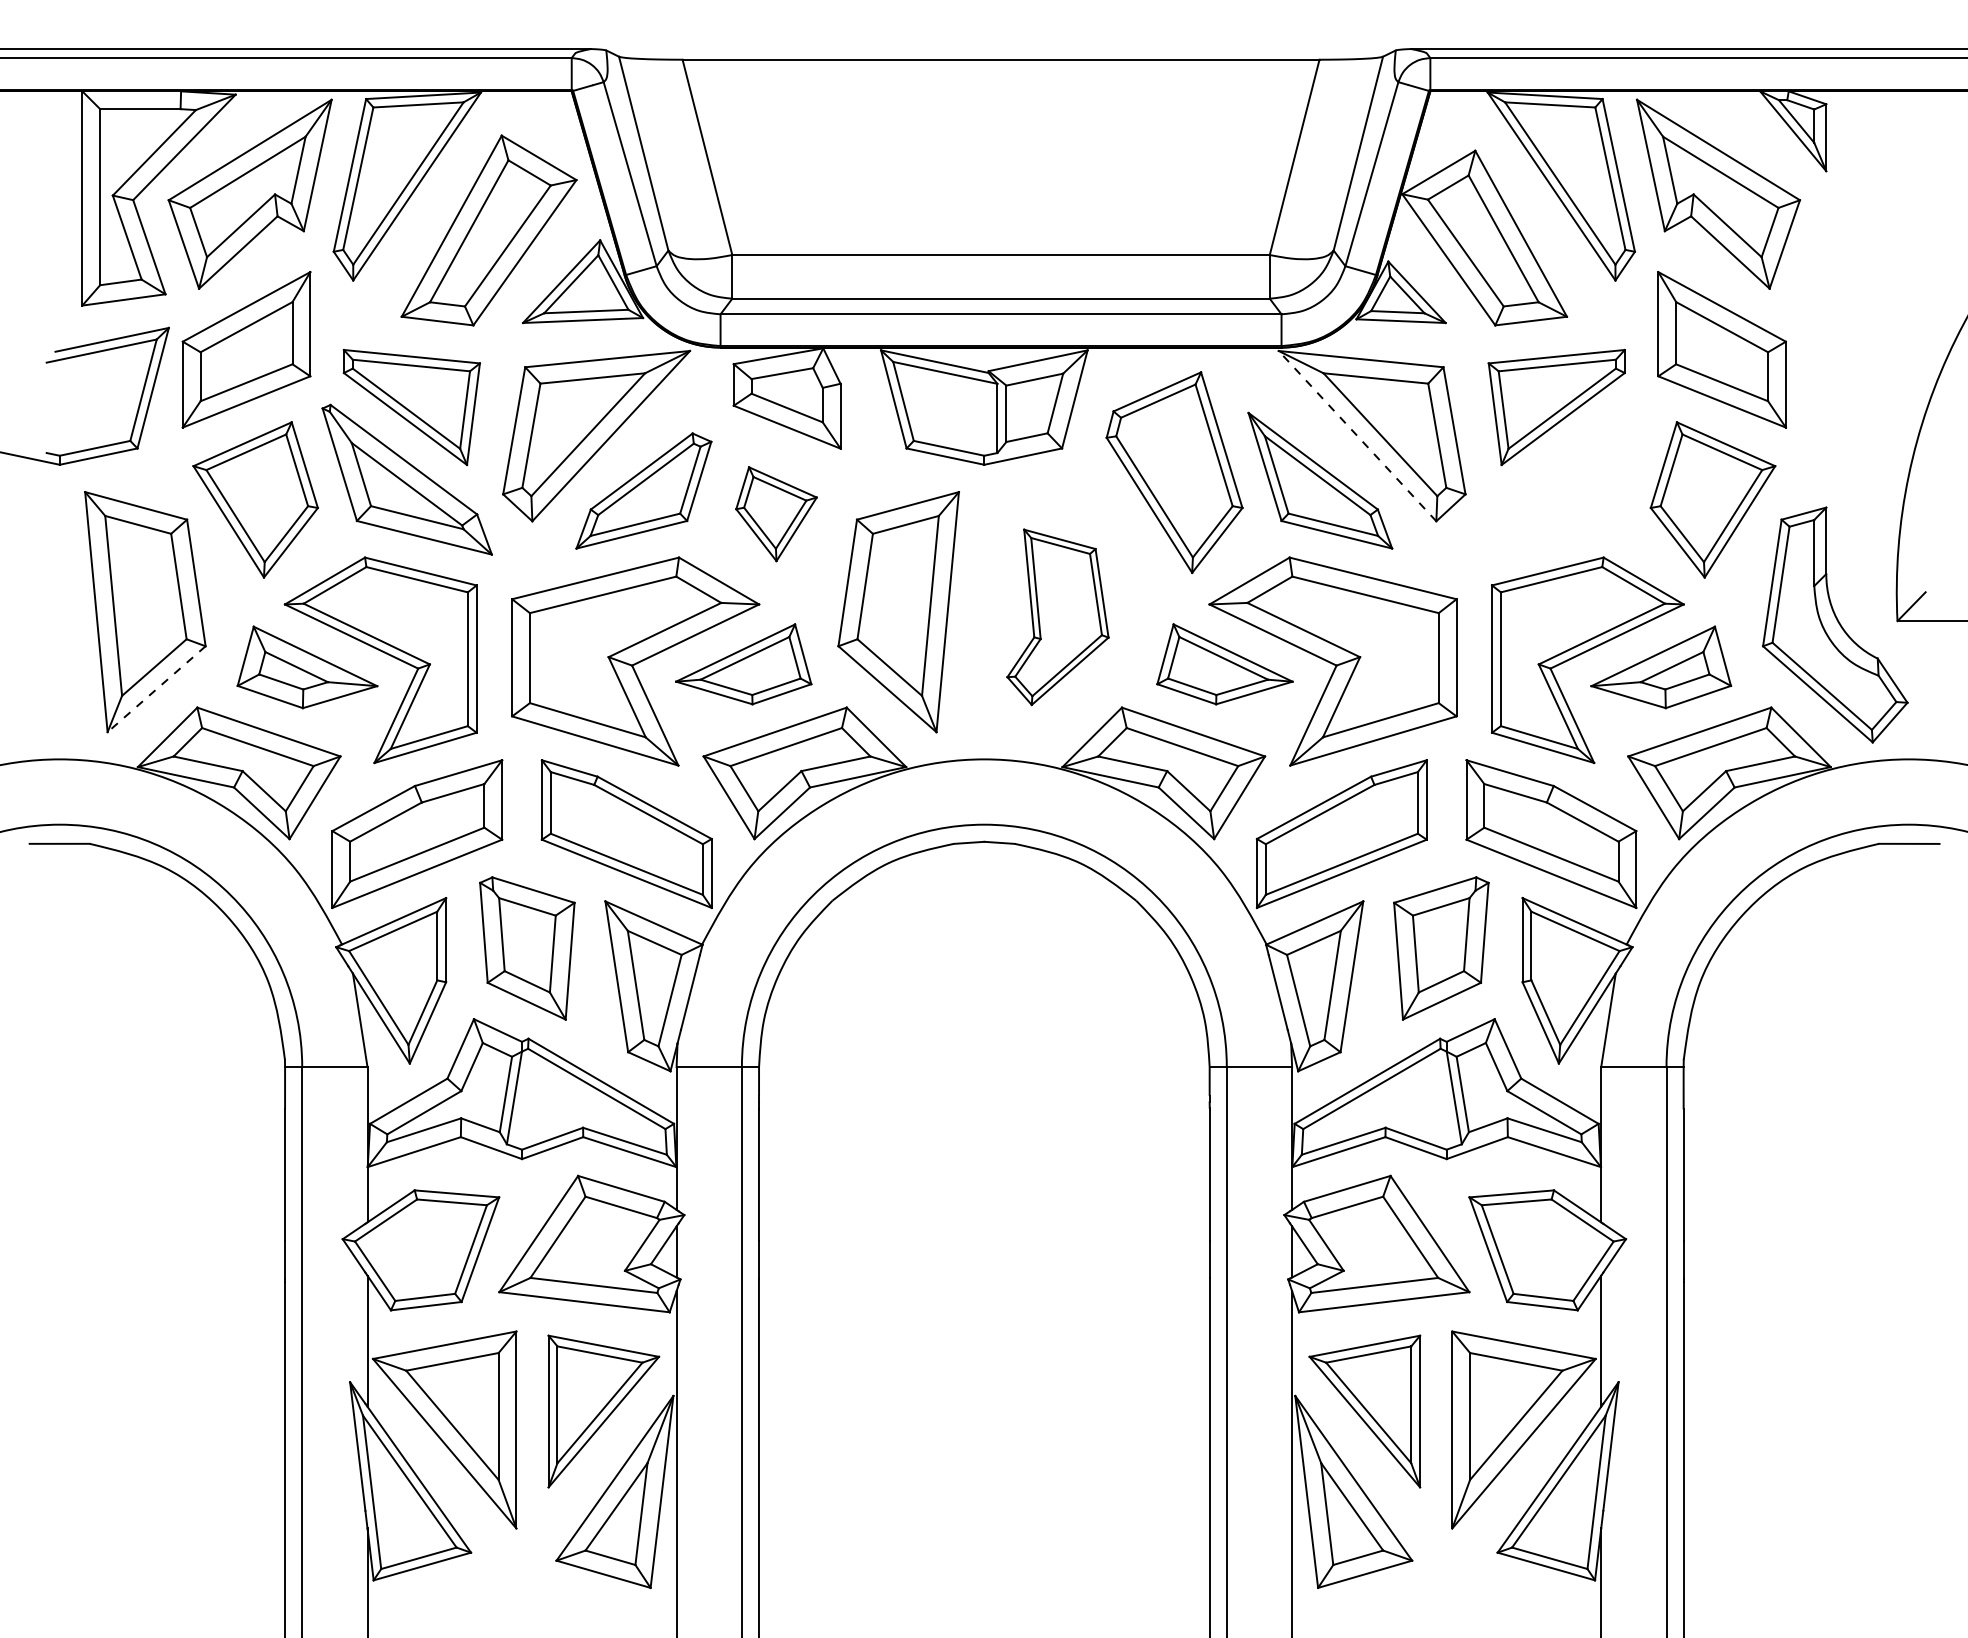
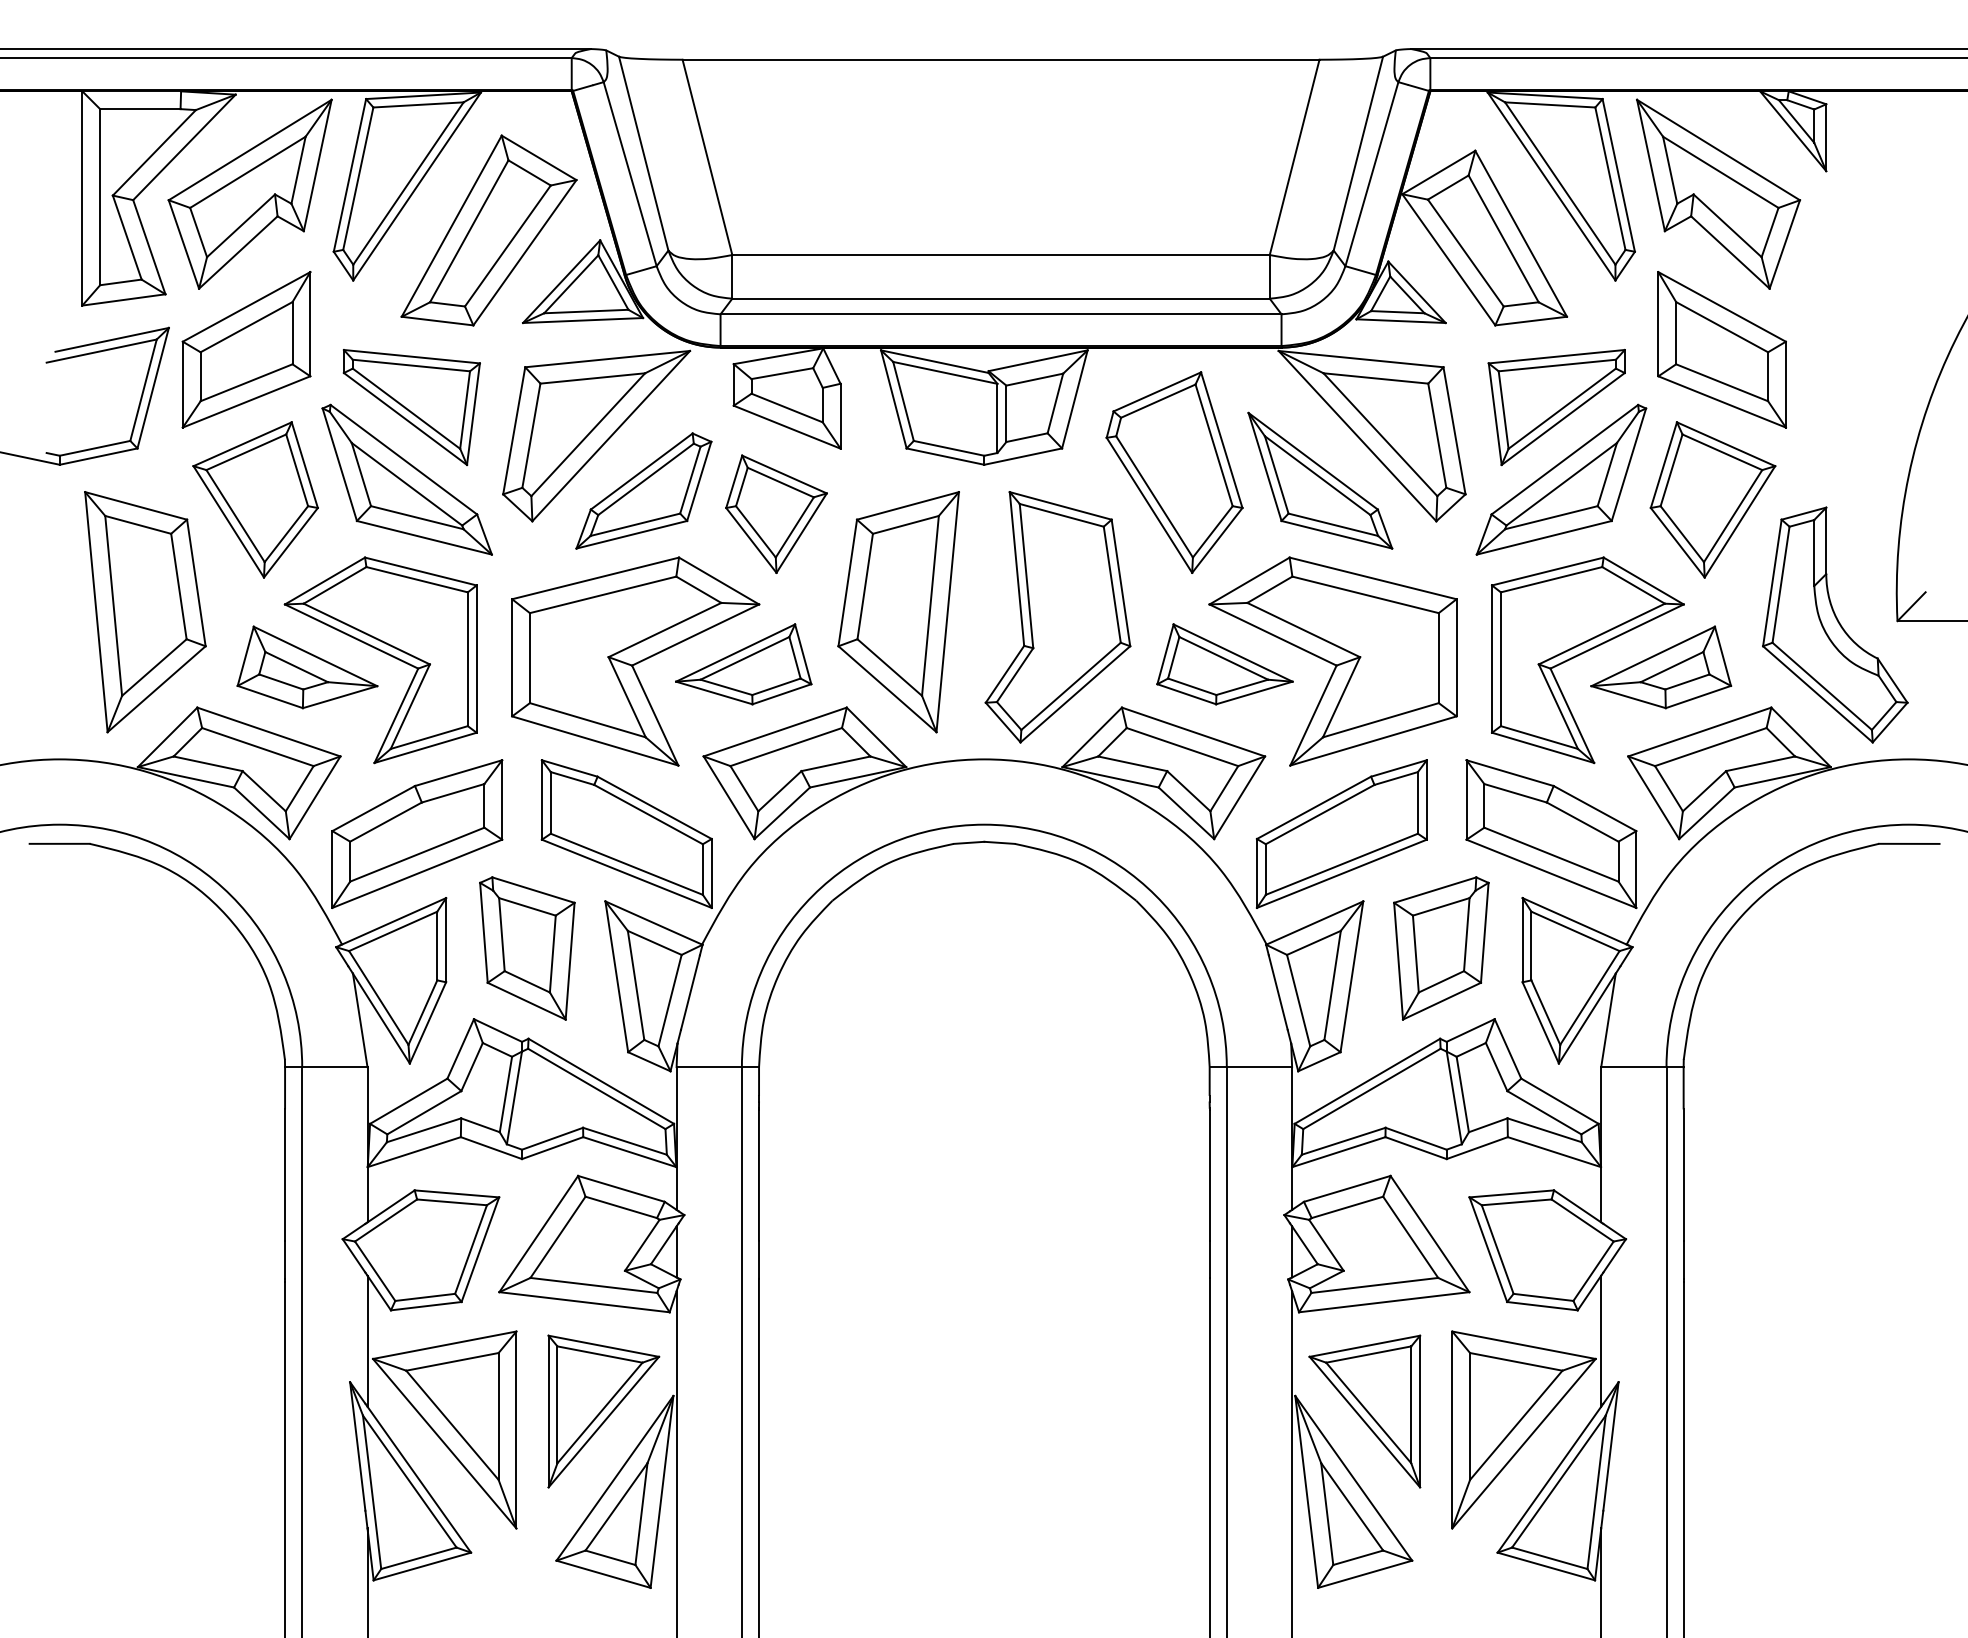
line: dashed -> solid (1357, 435)
part: none -> present (1561, 479)
part size: 83x97 px -> 103x120 px (776, 513)
part size: 104x179 px -> 148x253 px (1057, 617)
line: dashed -> solid (156, 689)
